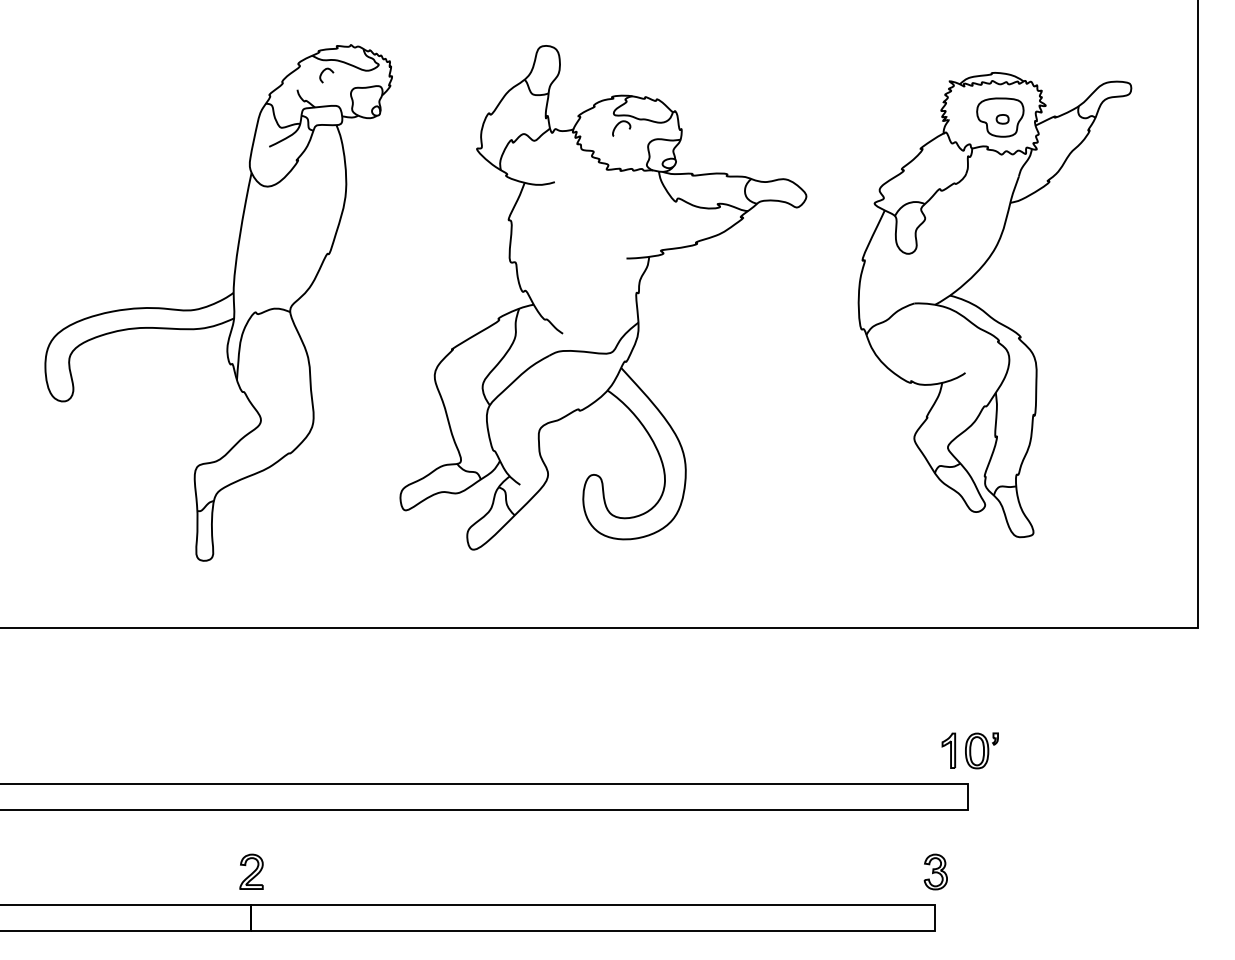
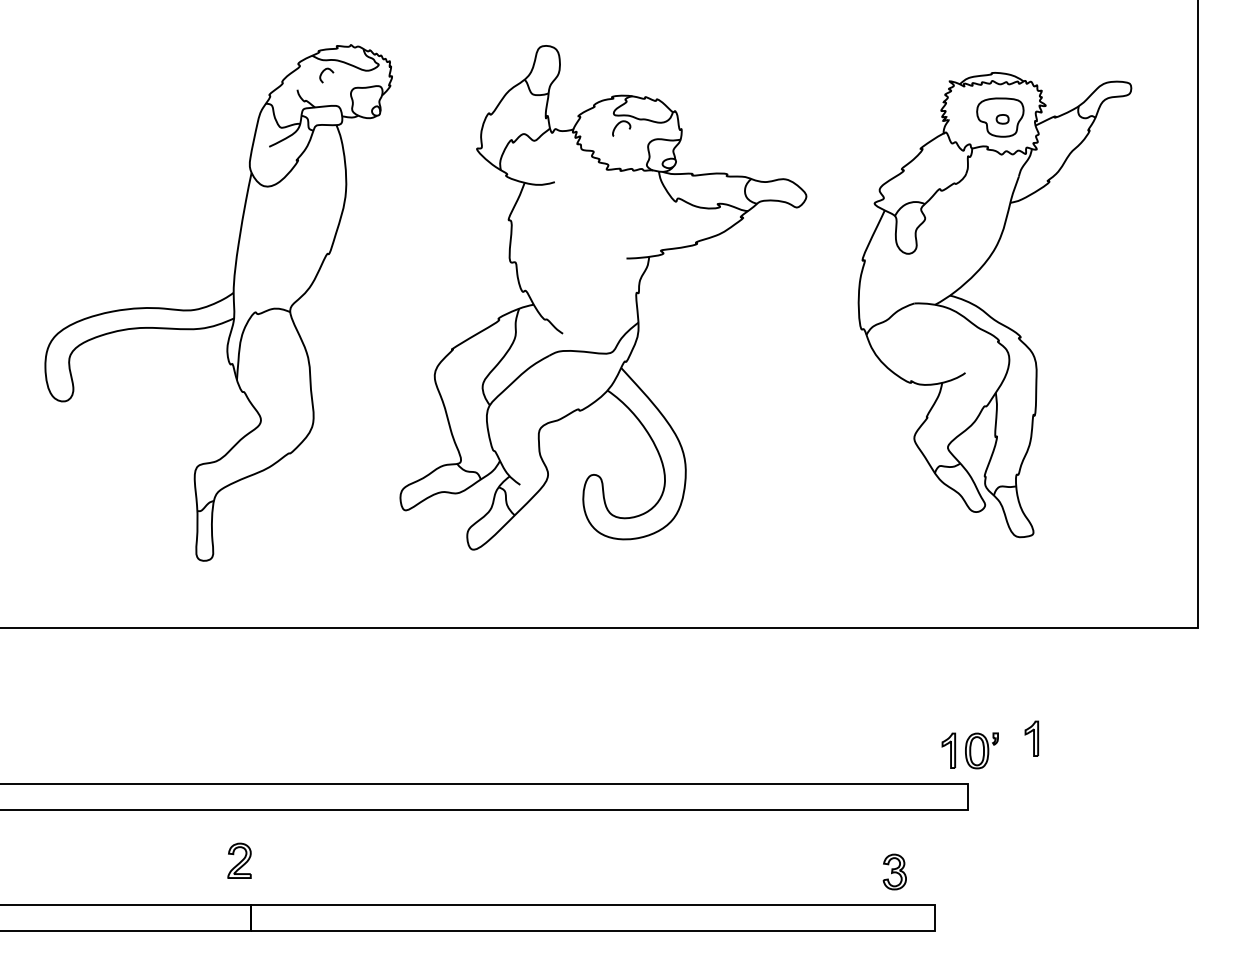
part: none -> present (1031, 738)
part position: (251, 871) -> (239, 860) (239, 860)
part position: (935, 871) -> (894, 871) (894, 871)
